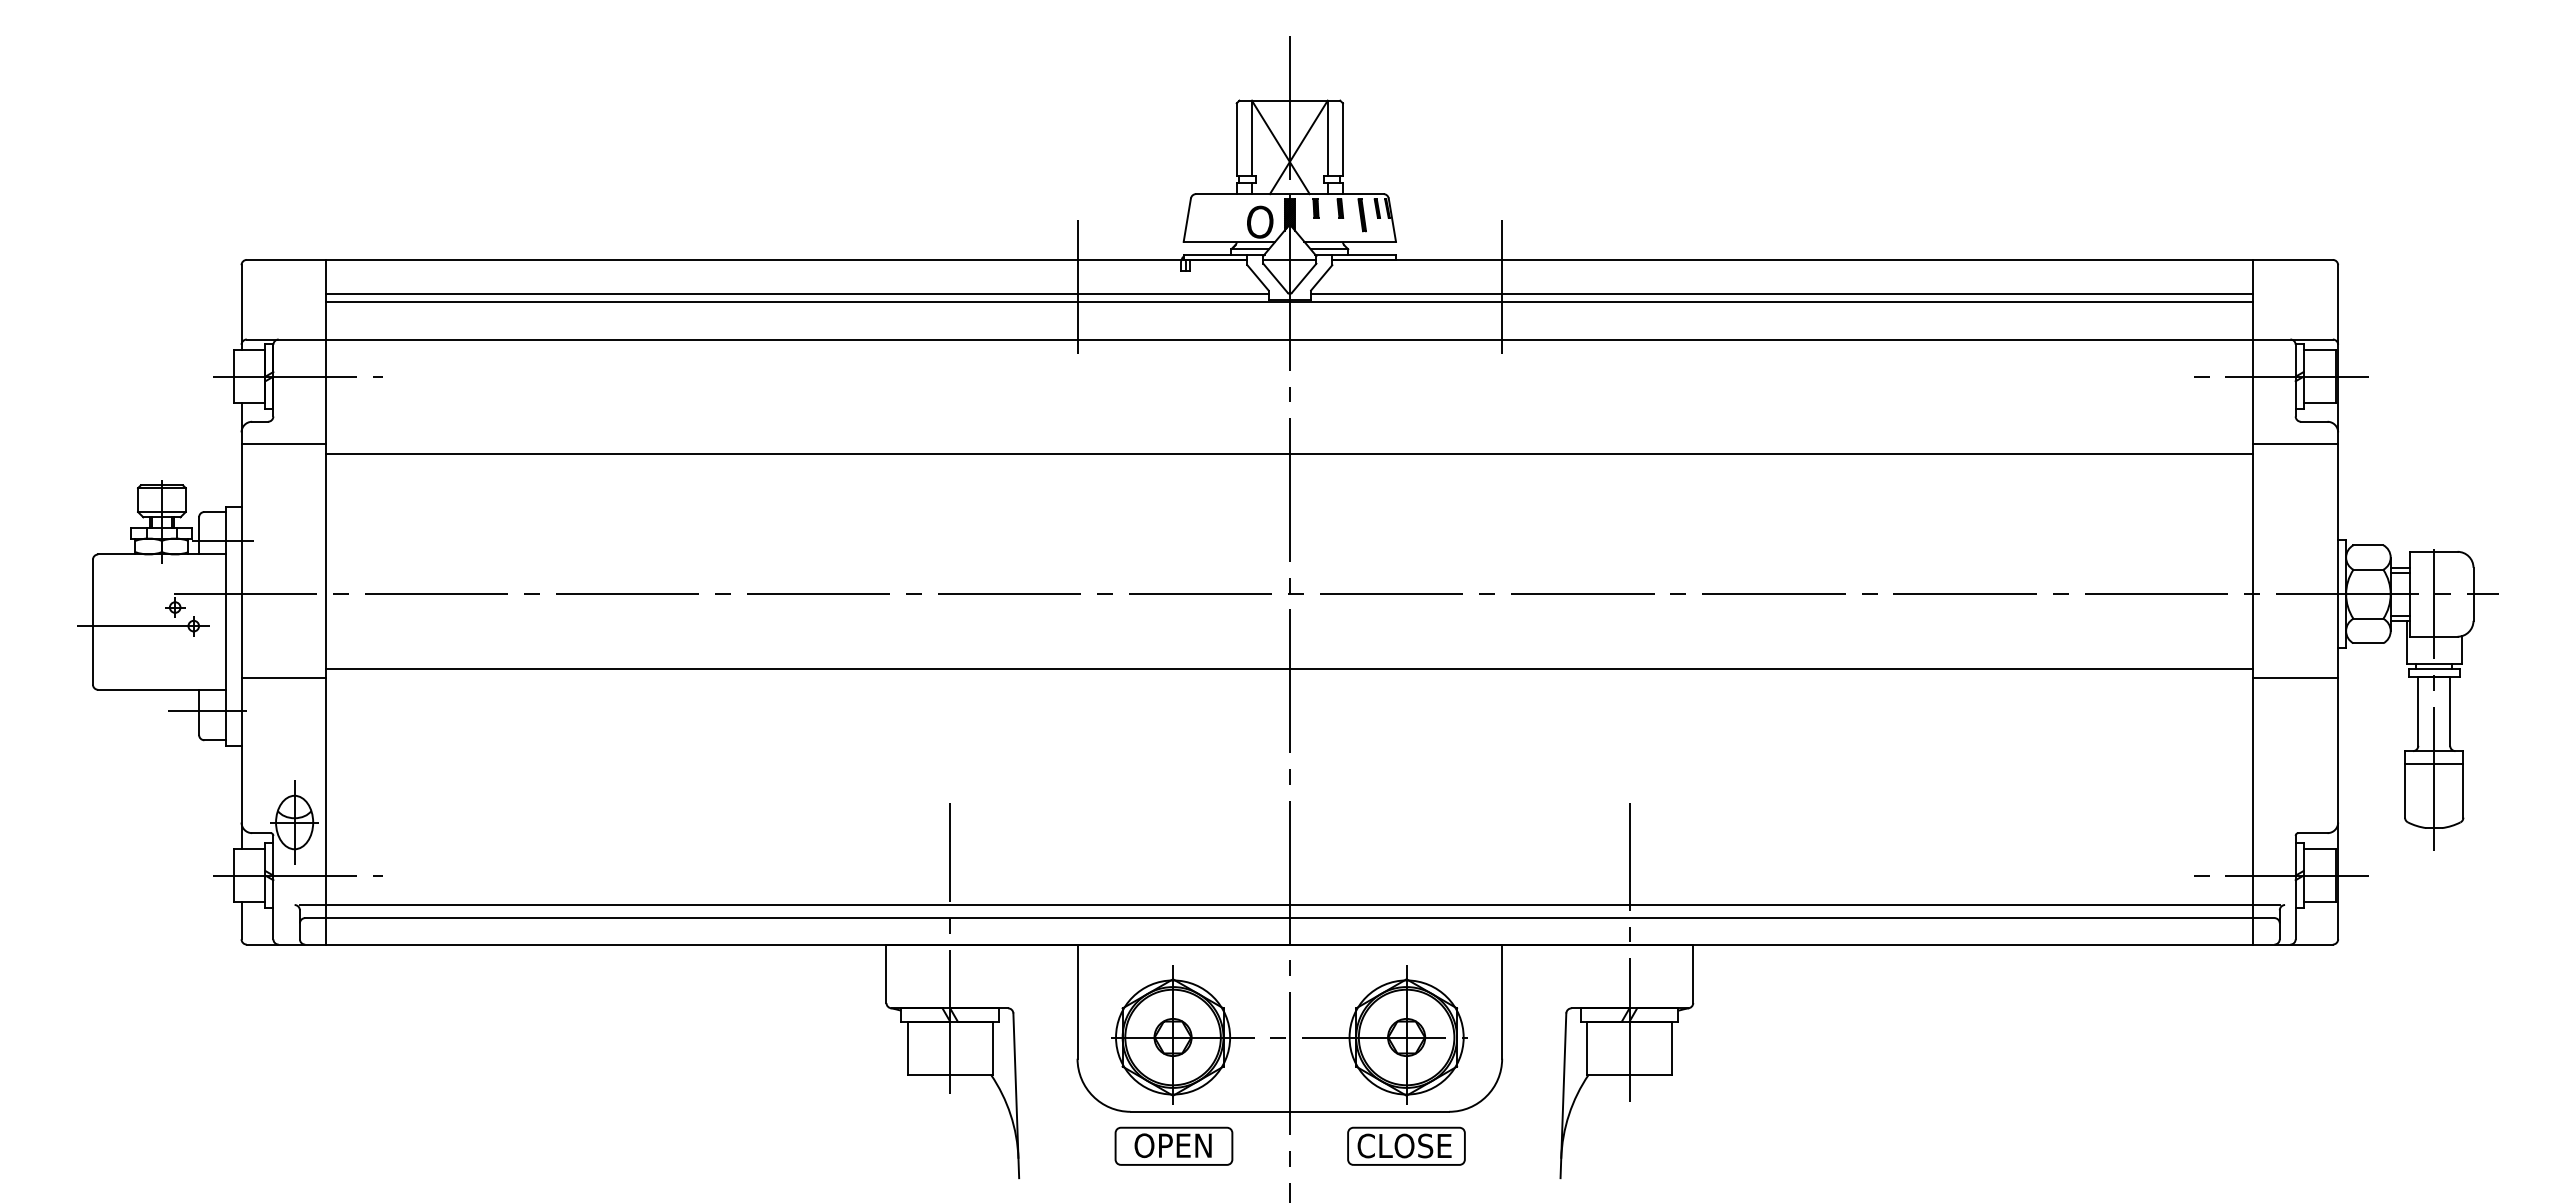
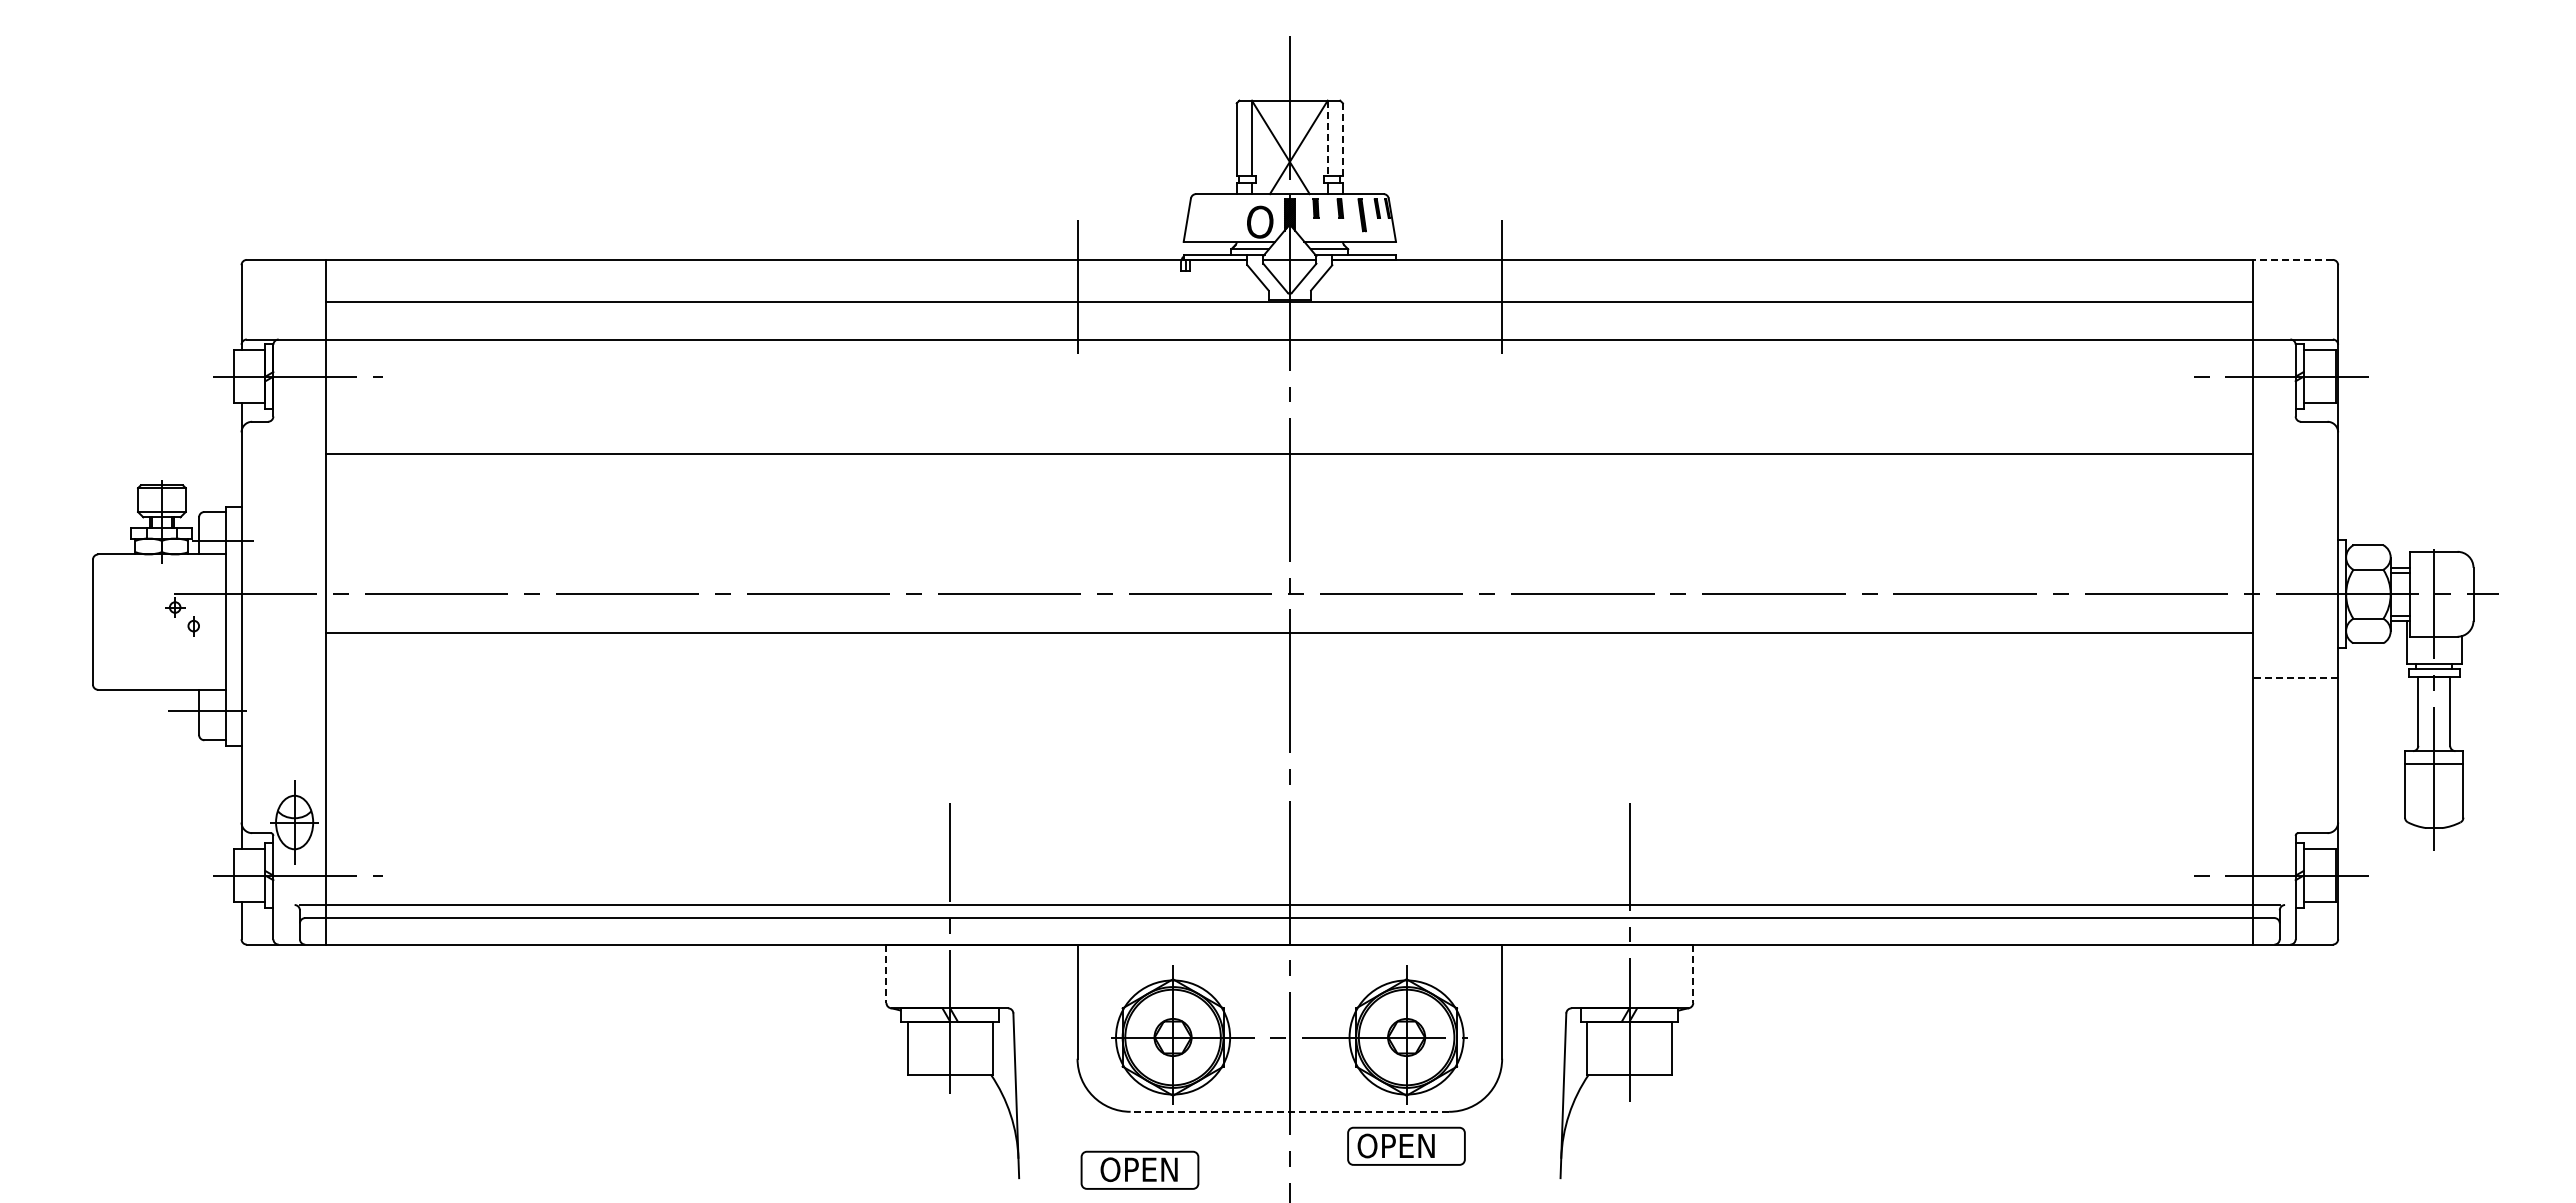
line: solid -> dashed (1327, 138)
line: solid -> dashed (1342, 139)
line: solid -> dashed (2293, 259)
line: present -> none (797, 294)
line: present -> none (1782, 294)
line: present -> none (283, 443)
line: present -> none (2295, 443)
line: present -> none (143, 626)
line position: (1289, 668) -> (1289, 632) (1289, 632)
line: present -> none (283, 678)
line: solid -> dashed (2295, 678)
line: solid -> dashed (886, 974)
line: solid -> dashed (1693, 974)
line: solid -> dashed (1289, 1111)
part position: (1173, 1145) -> (1139, 1169) (1139, 1169)
text: CLOSE -> OPEN (1407, 1145)
